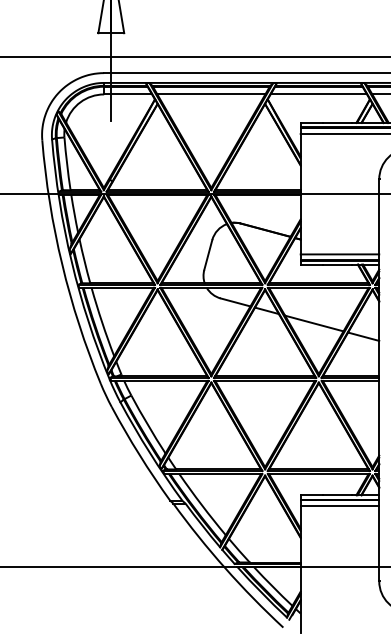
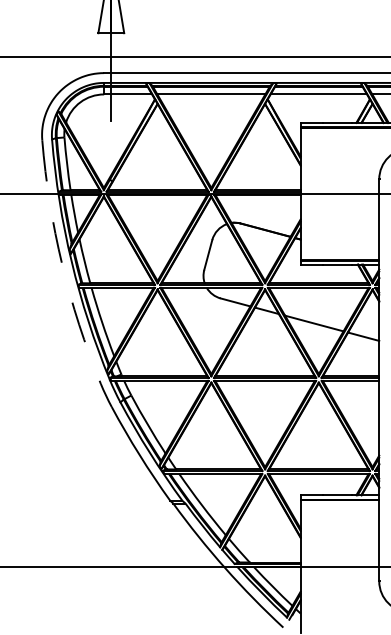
line: present -> none (343, 133)
line: present -> none (339, 254)
arc: solid -> dashed (62, 264)
line: present -> none (339, 506)
